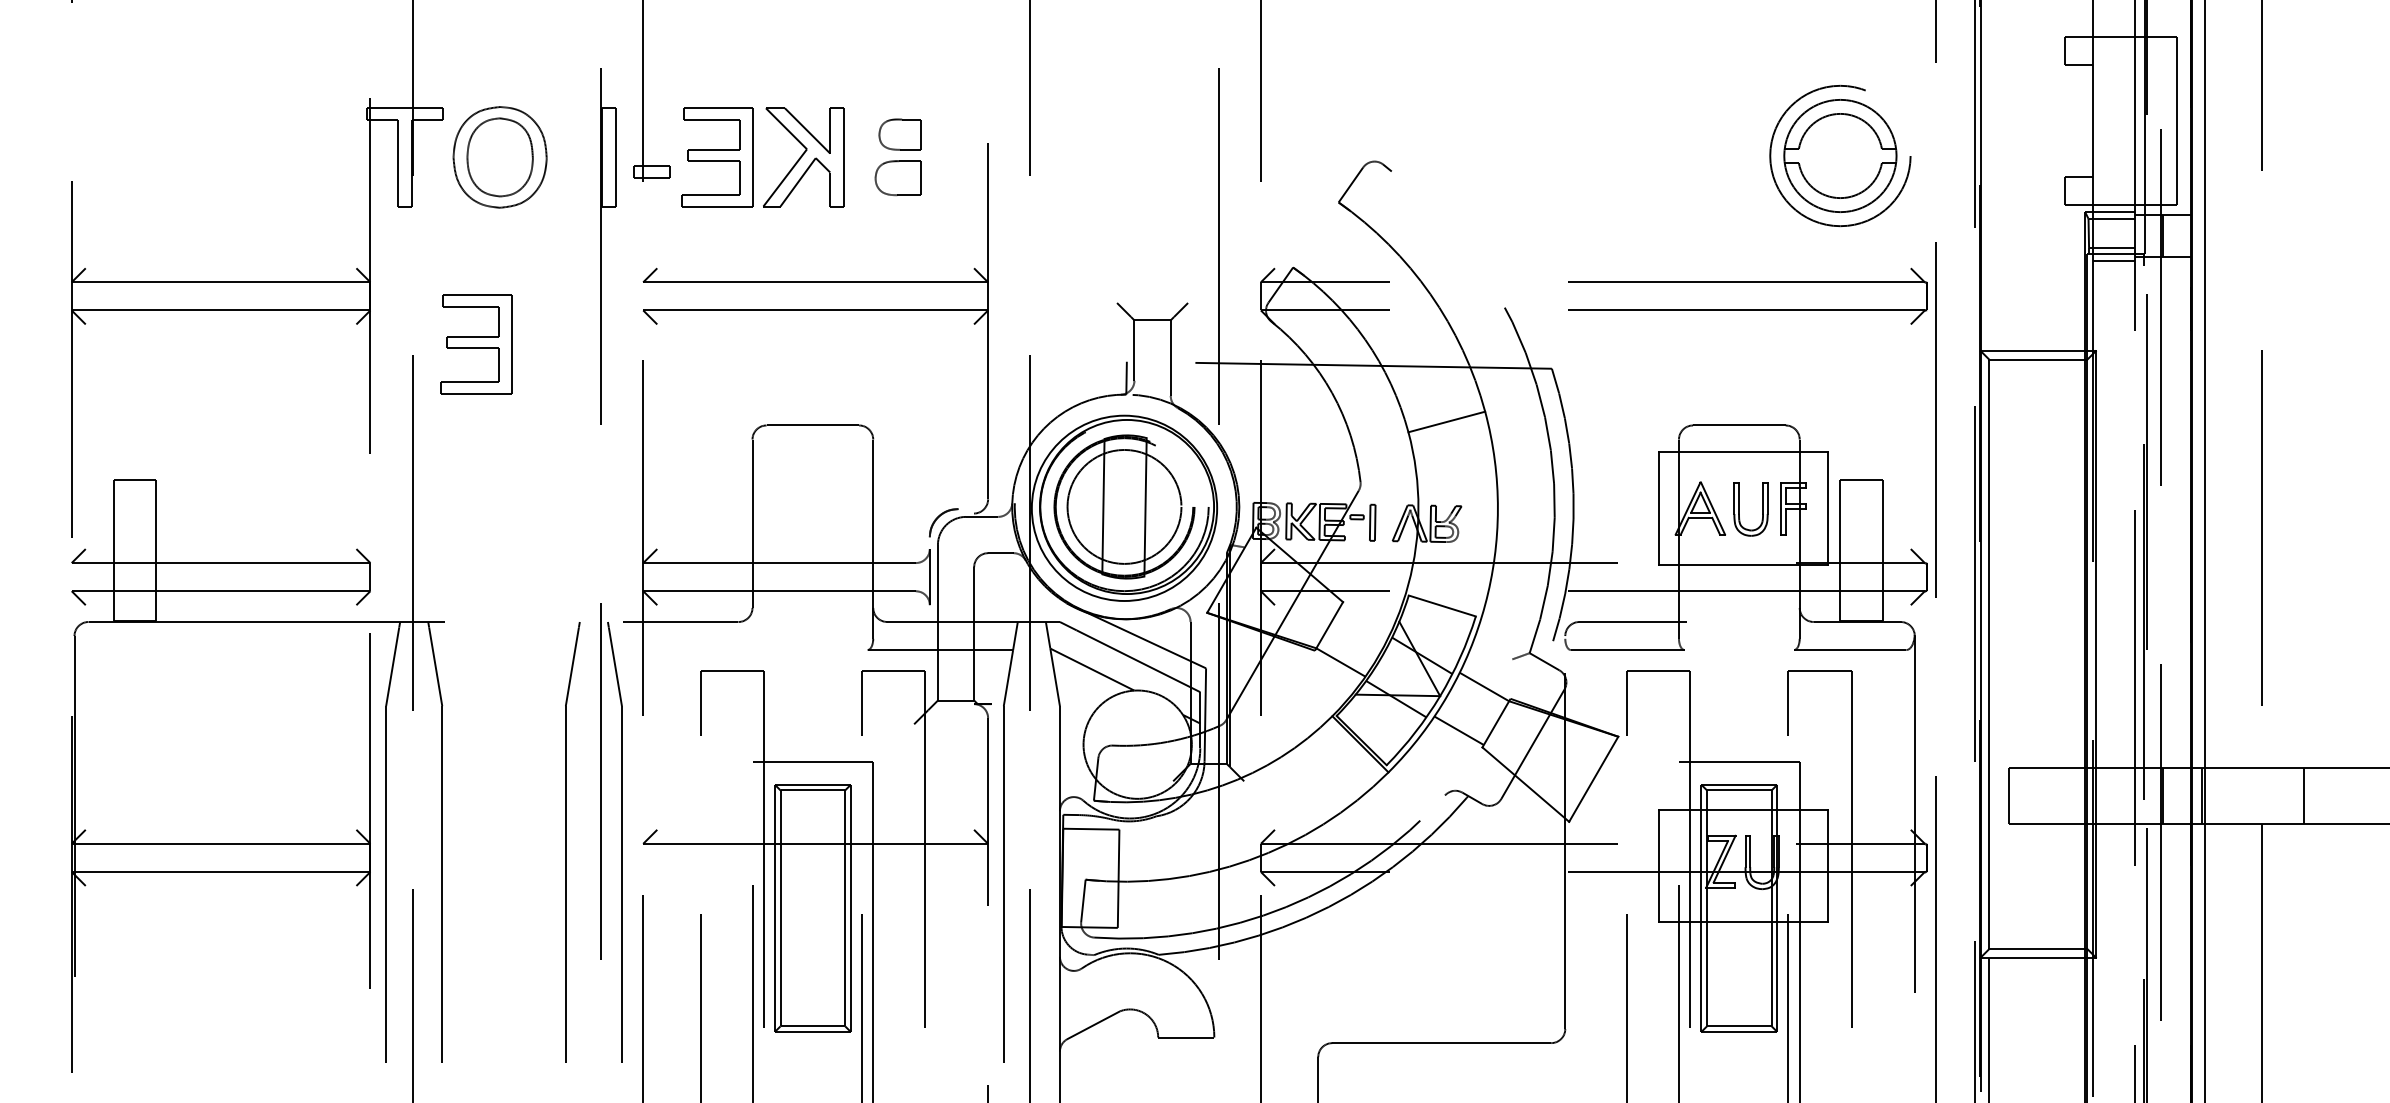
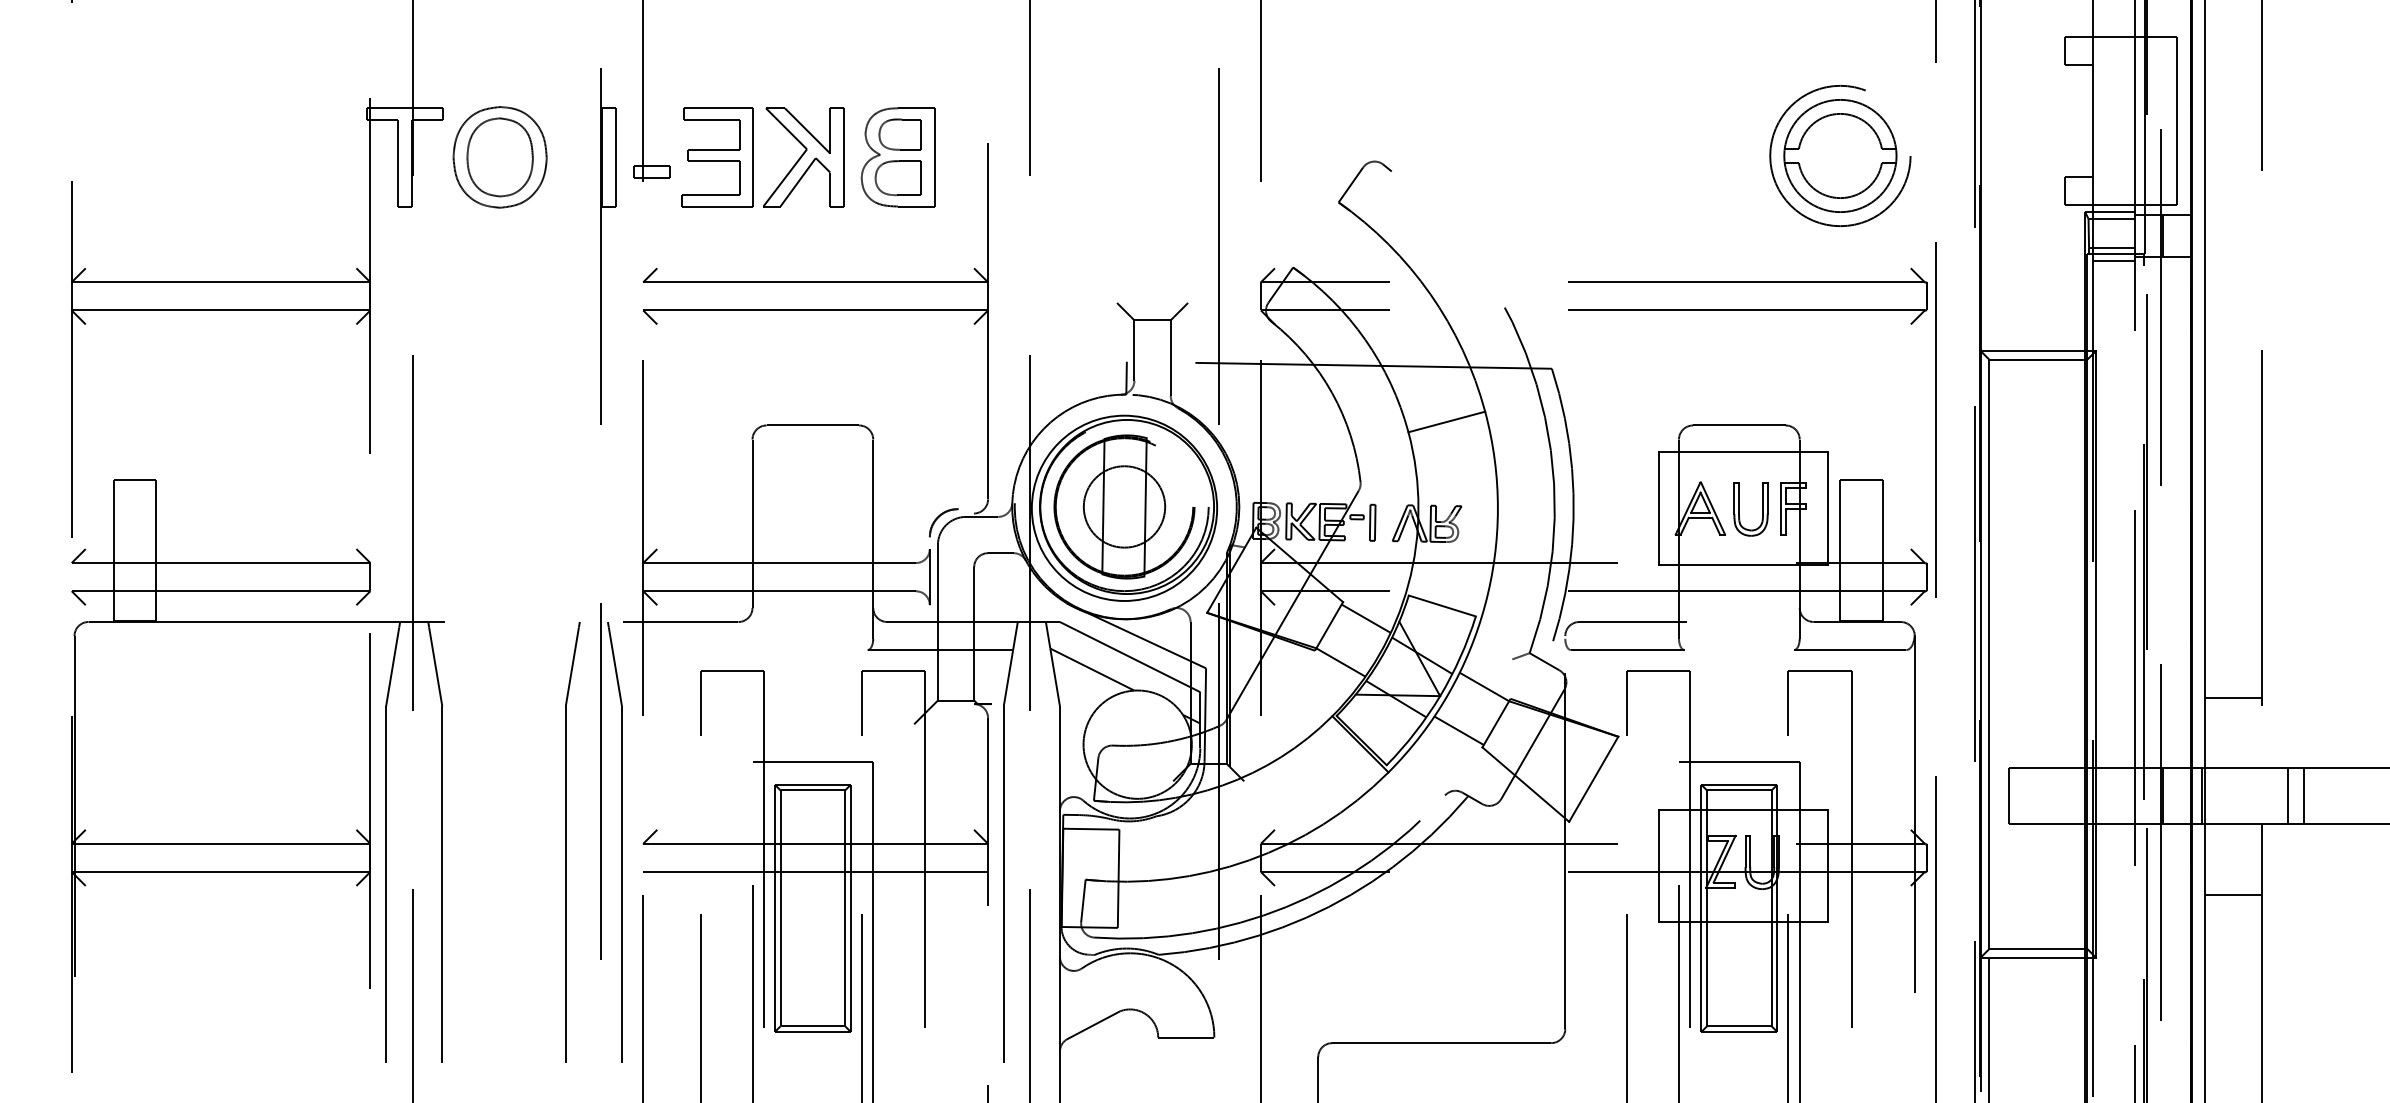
part: none -> present (897, 157)
part: present -> none (476, 344)
circle diameter: 114 px -> 81 px (1124, 506)
line: none -> present (1365, 618)
line: none -> present (2233, 698)
line: none -> present (2287, 796)
line: none -> present (815, 871)
line: none -> present (2233, 894)
